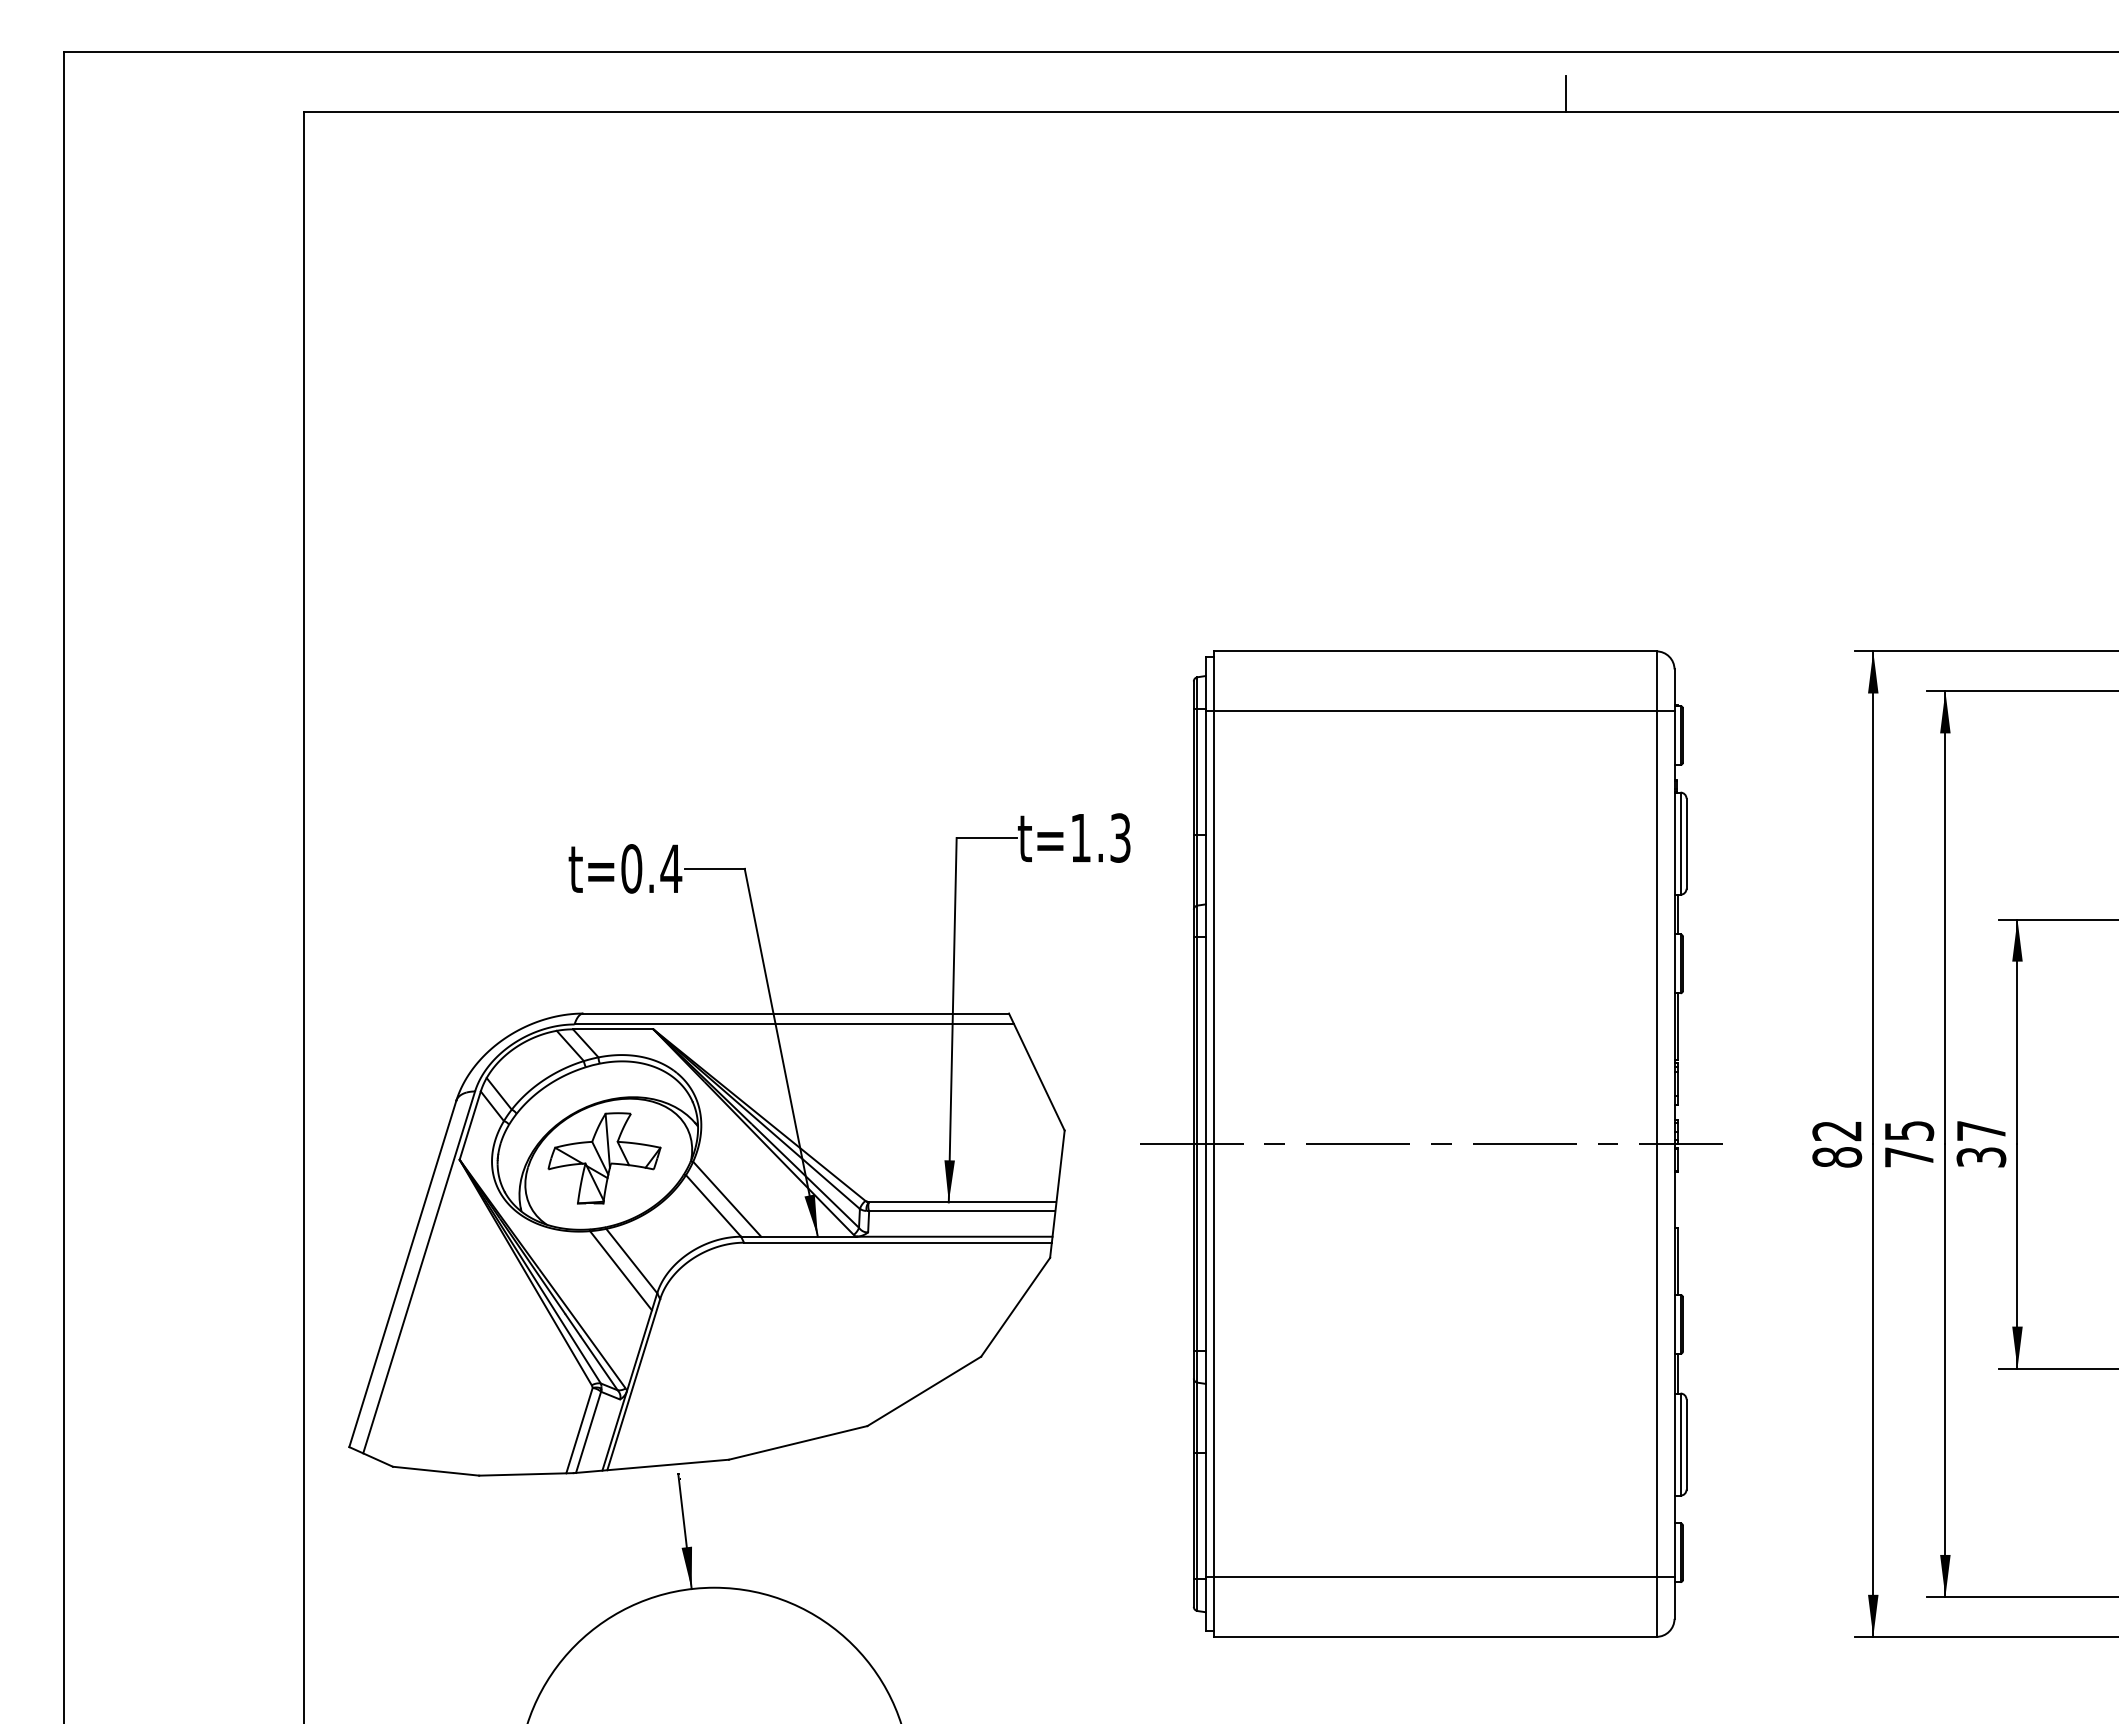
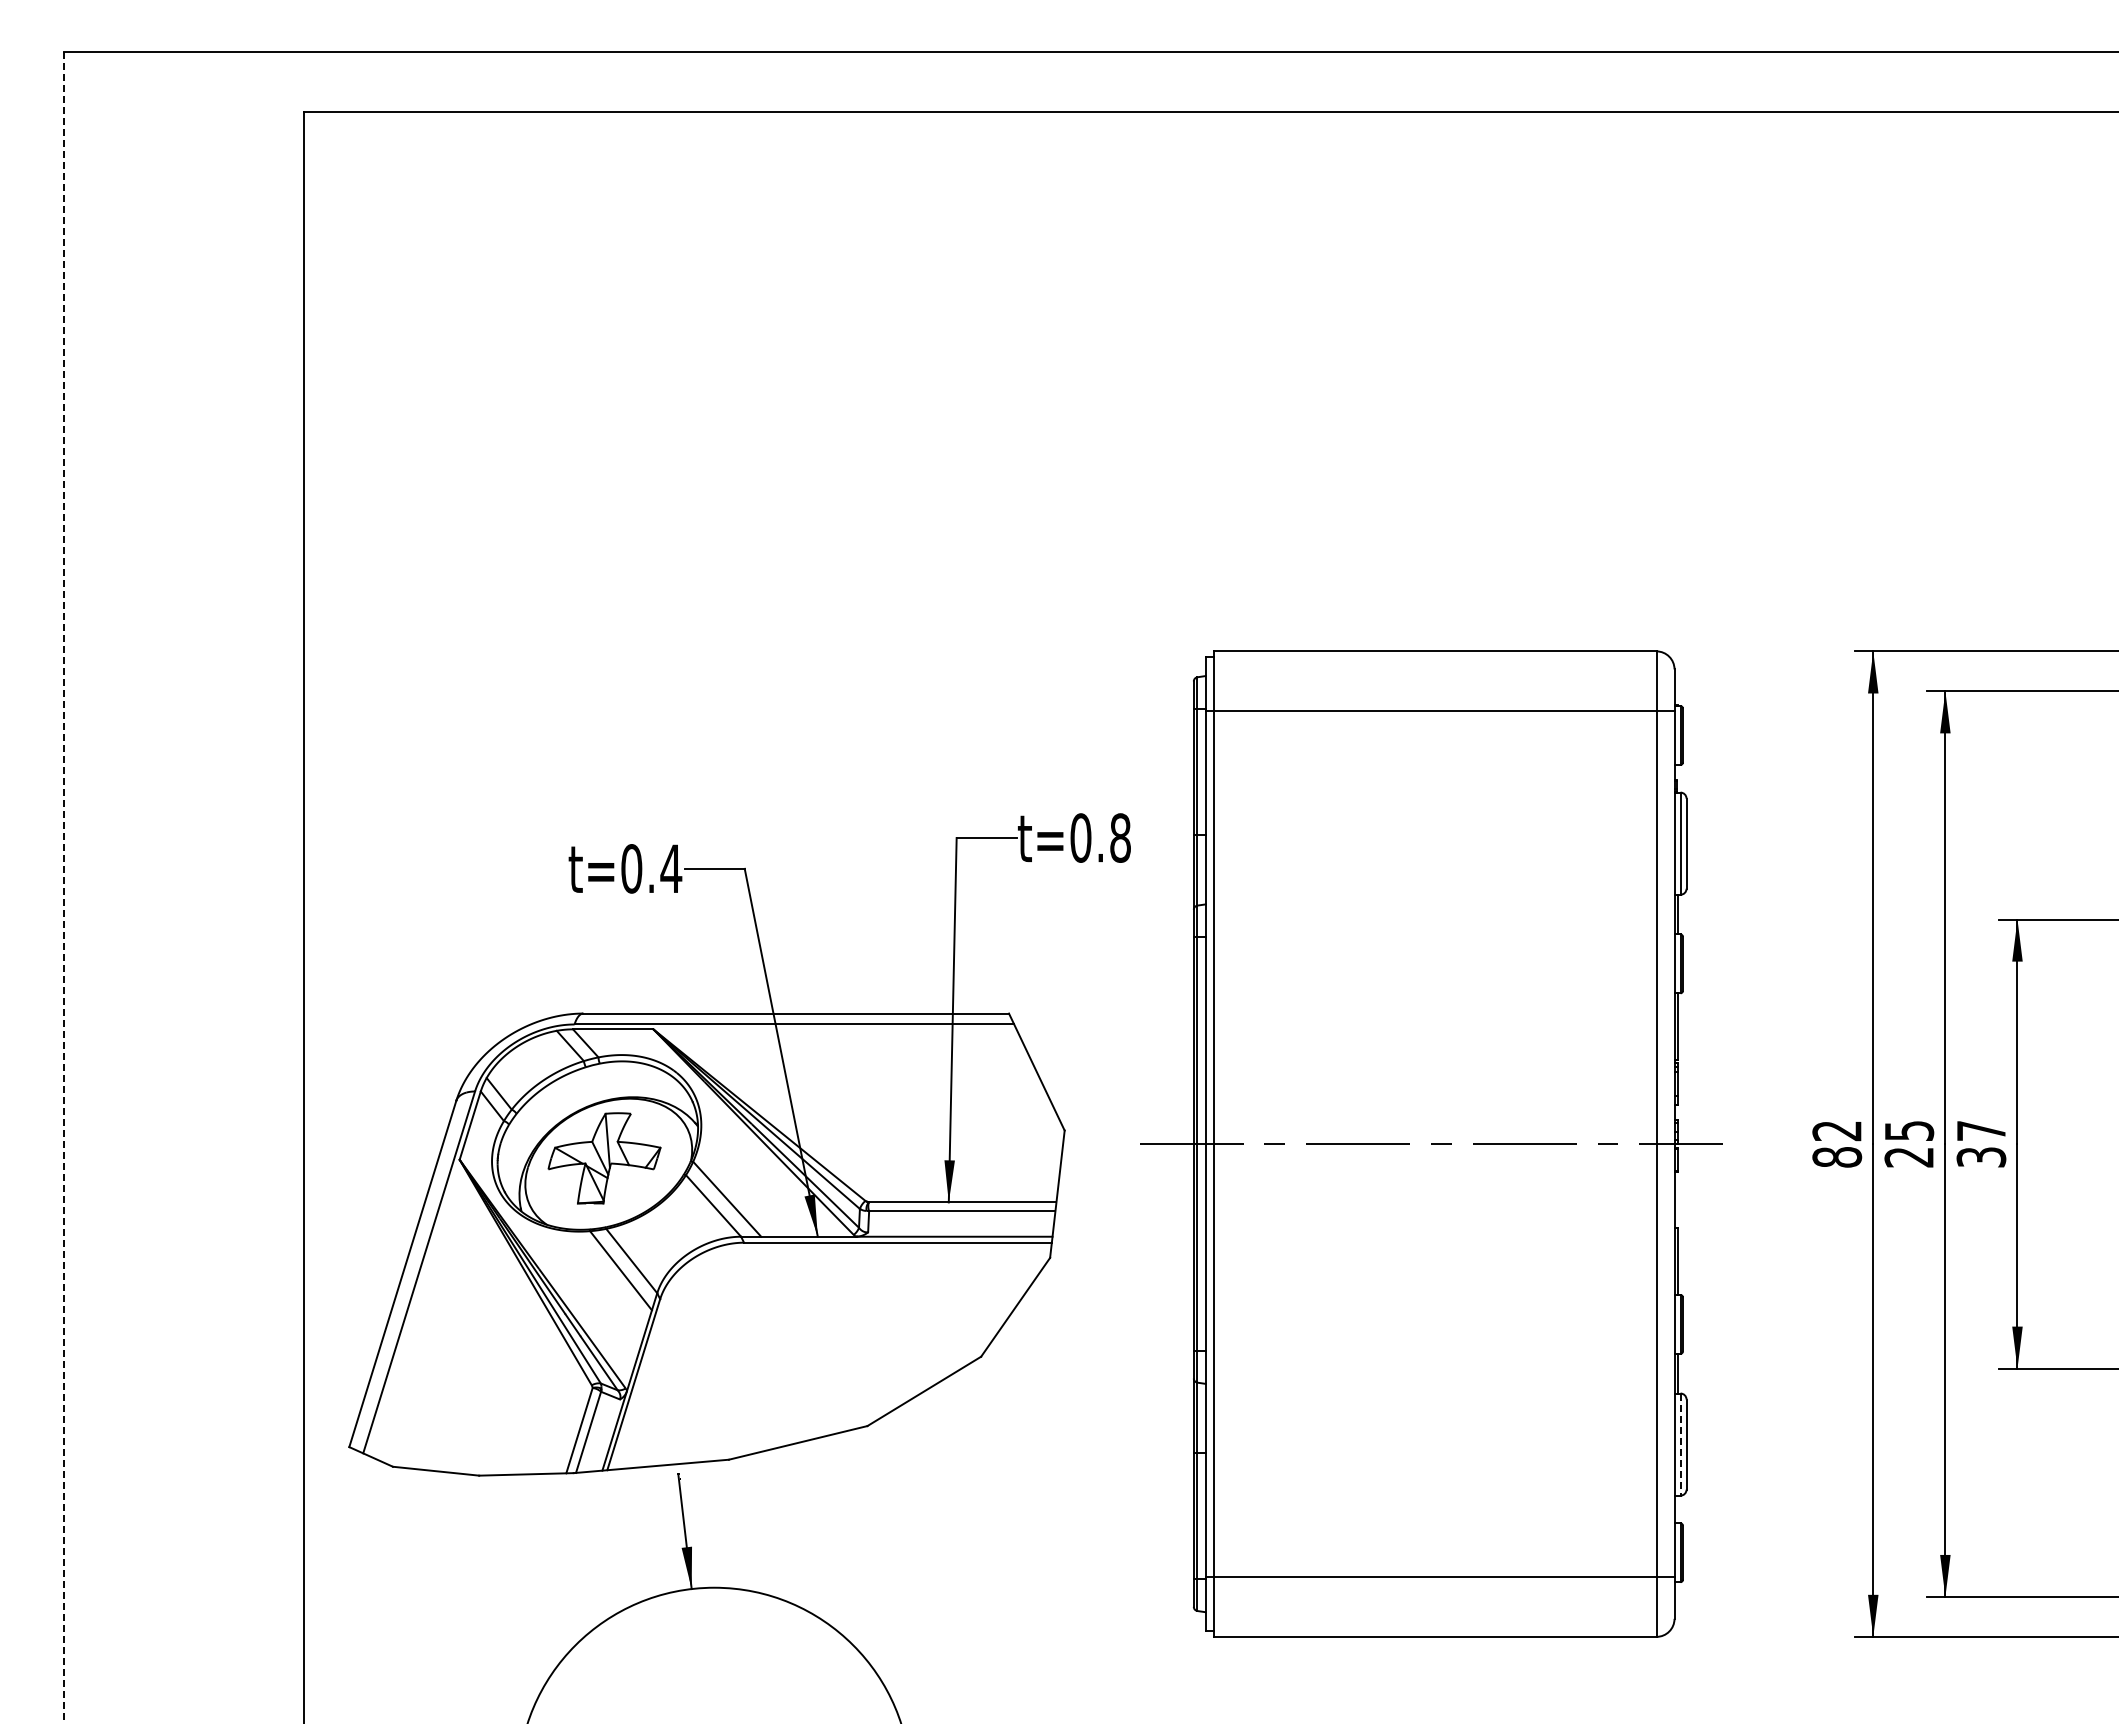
line: present -> none (1565, 93)
text: t=1.3 -> t=0.8 (1100, 837)
line: solid -> dashed (63, 887)
text: 75 -> 25 (1908, 1157)
line: solid -> dashed (1680, 1445)
